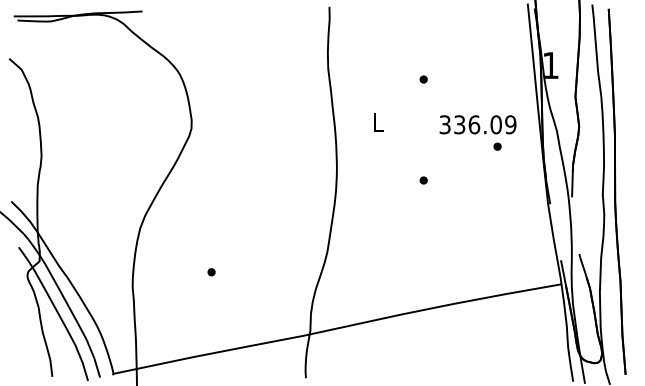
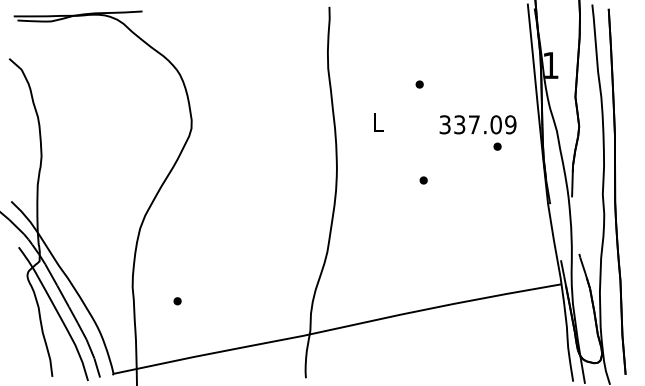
part position: (423, 79) -> (419, 84) (419, 84)
text: 336.09 -> 337.09 (474, 124)
part position: (211, 272) -> (177, 301) (177, 301)
